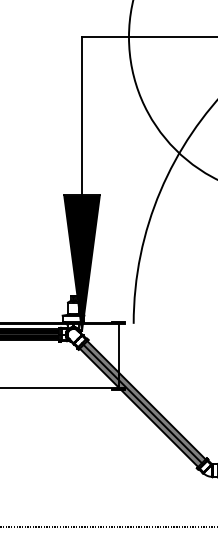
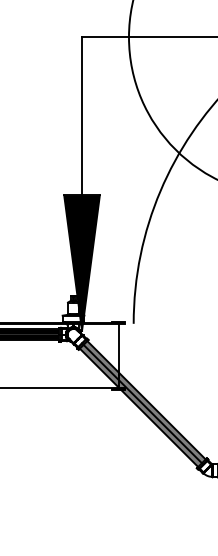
line: present -> none (108, 526)
